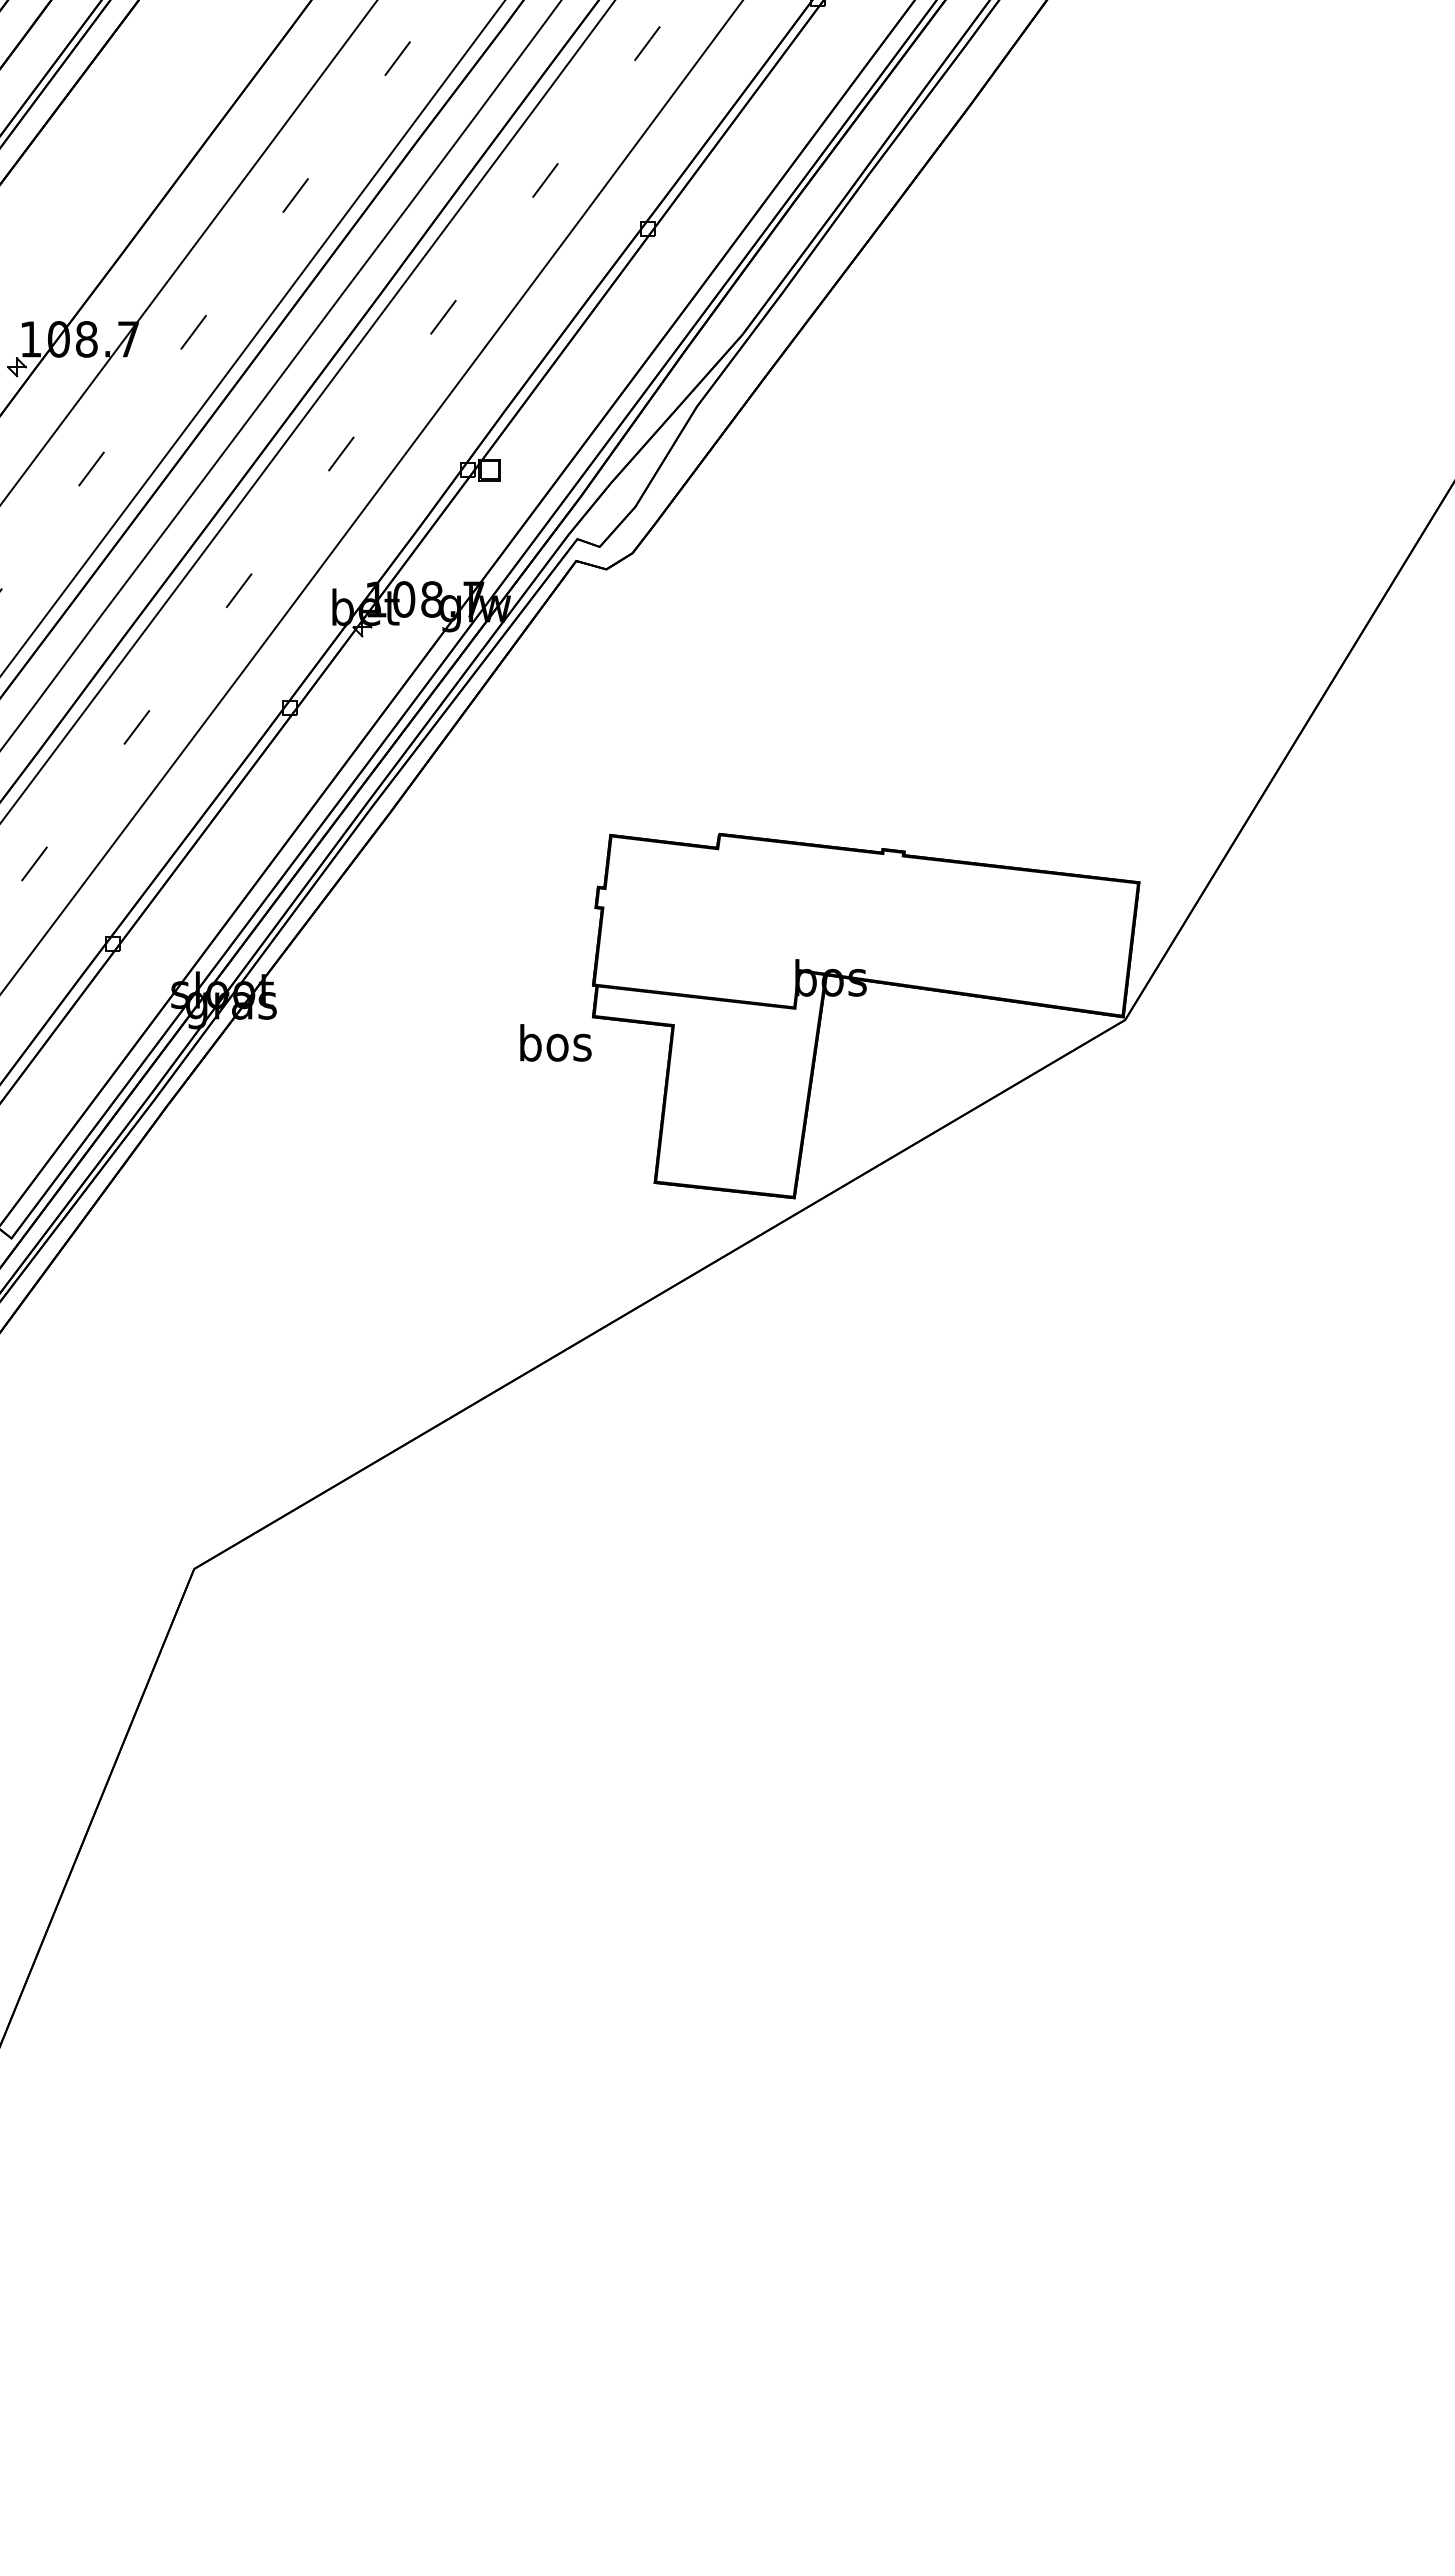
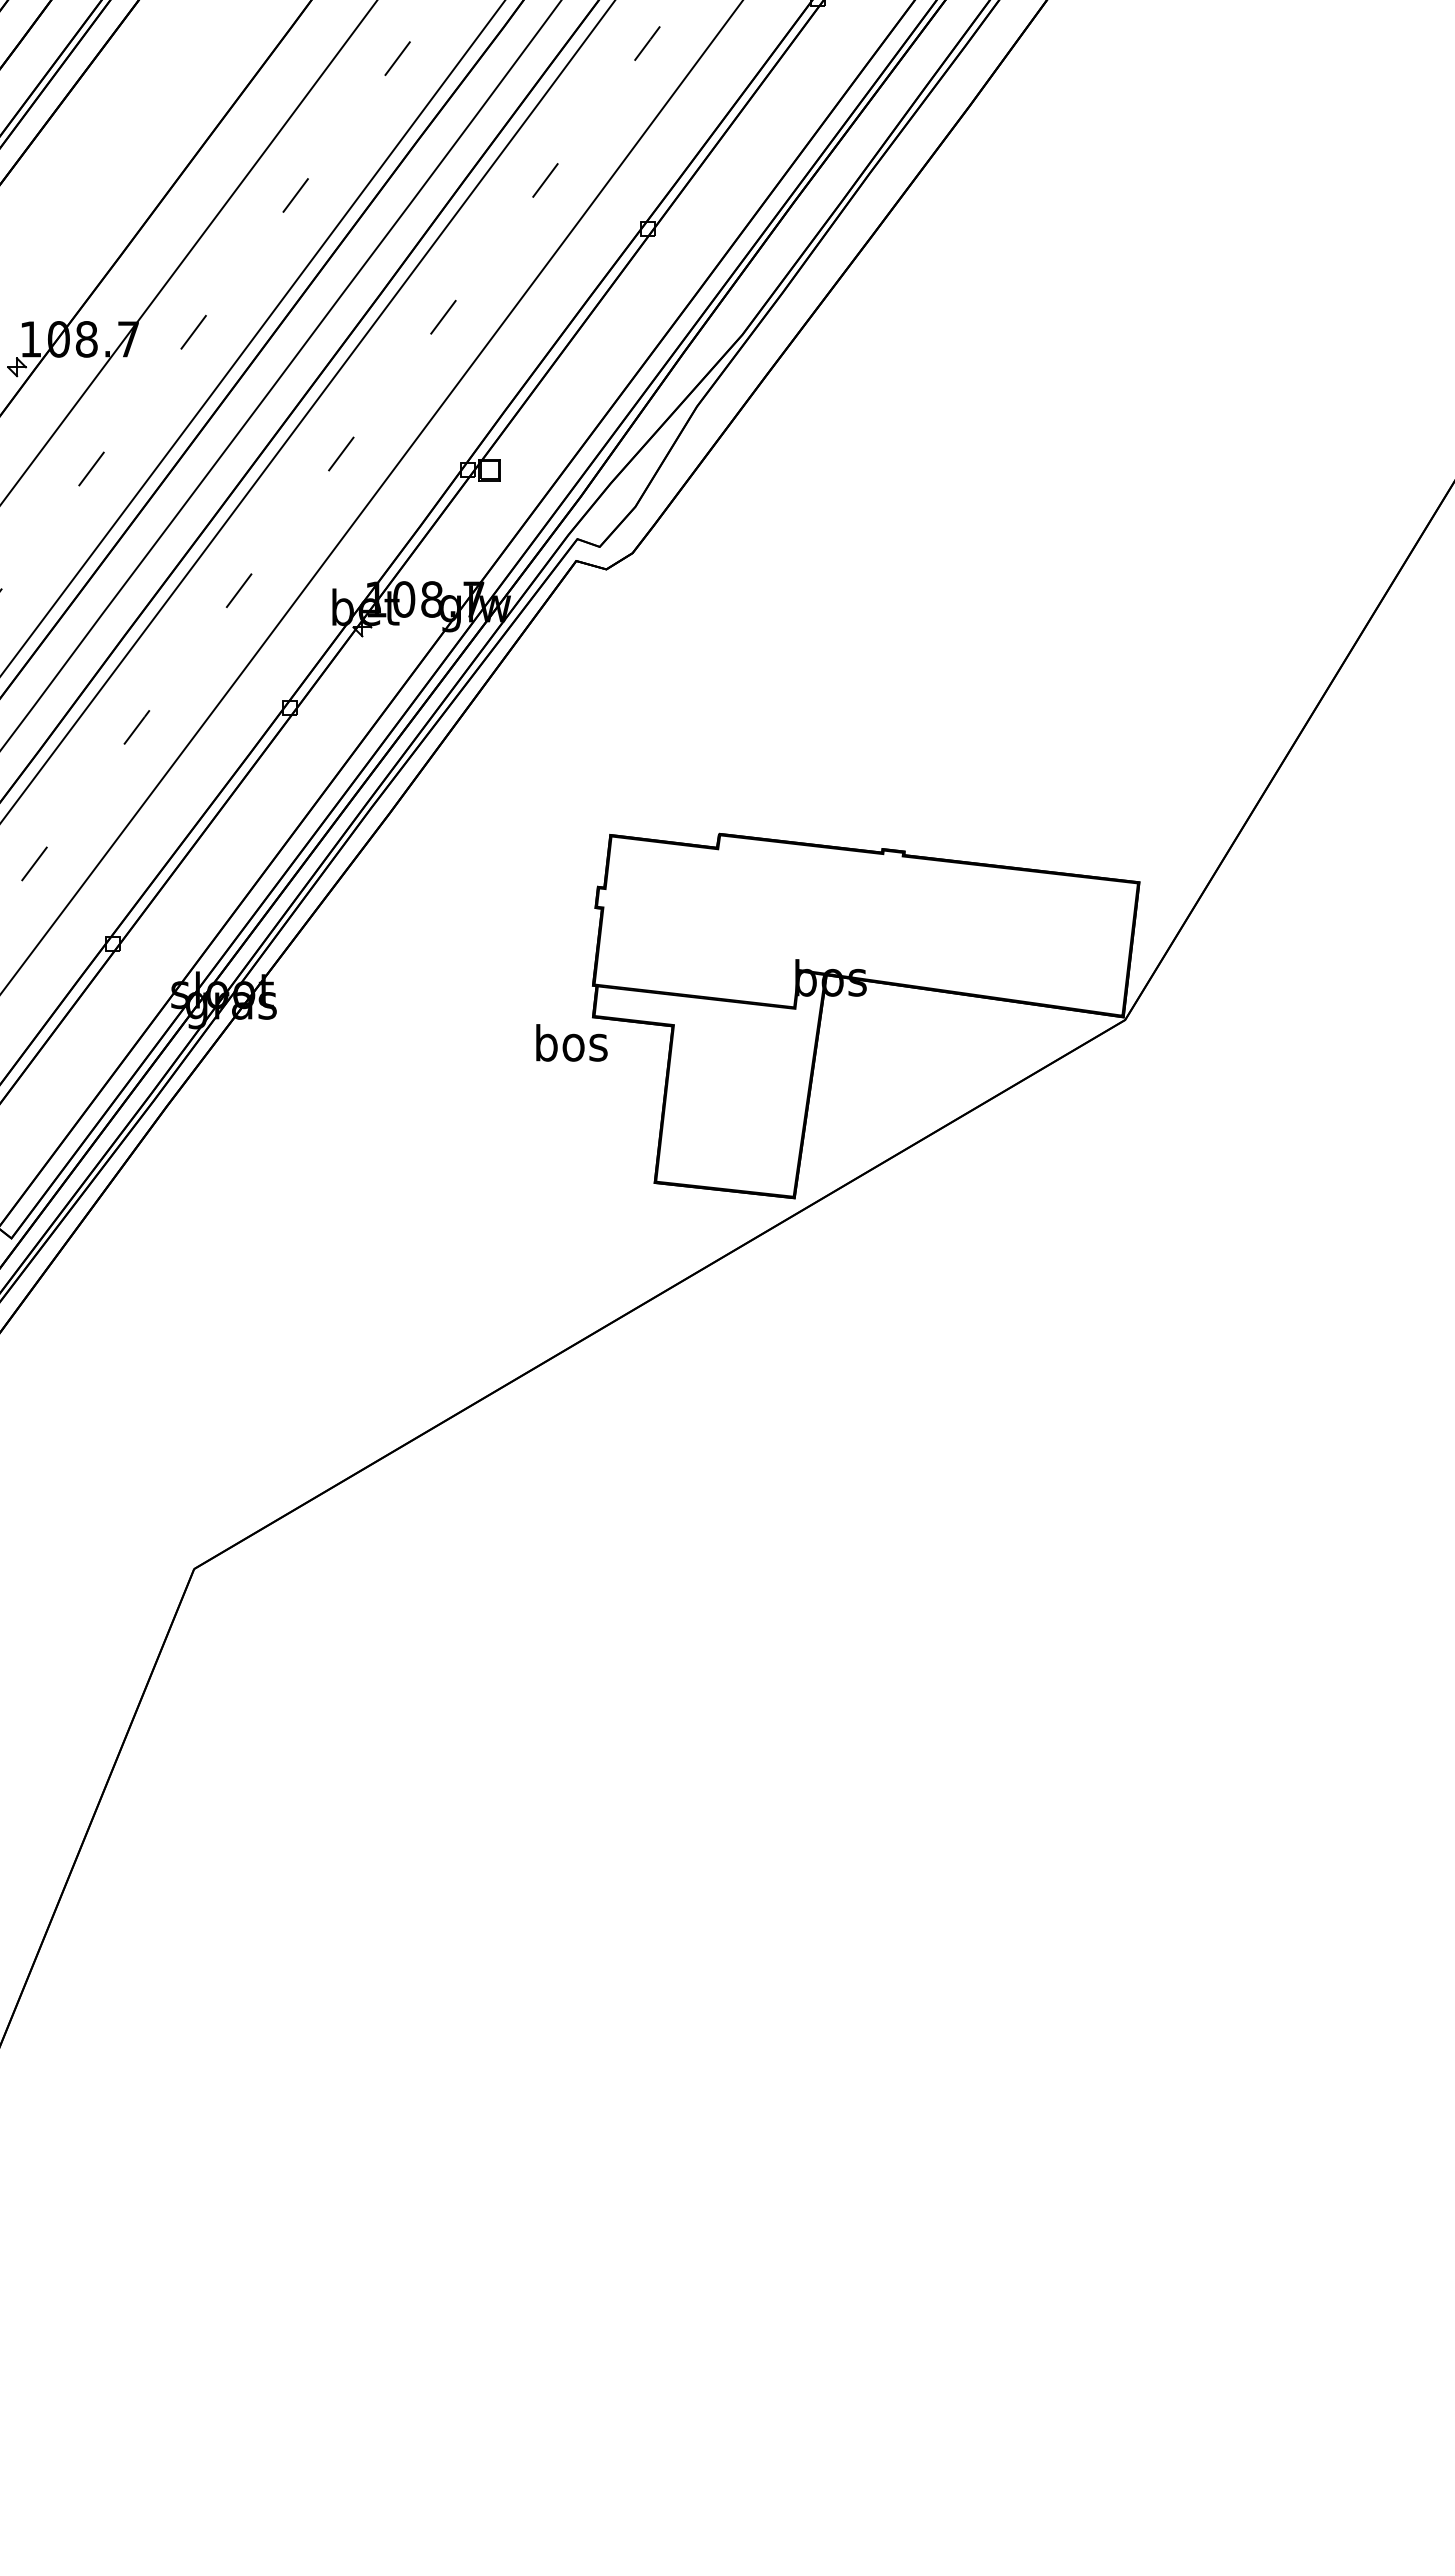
text position: (555, 1042) -> (571, 1042) (571, 1042)
